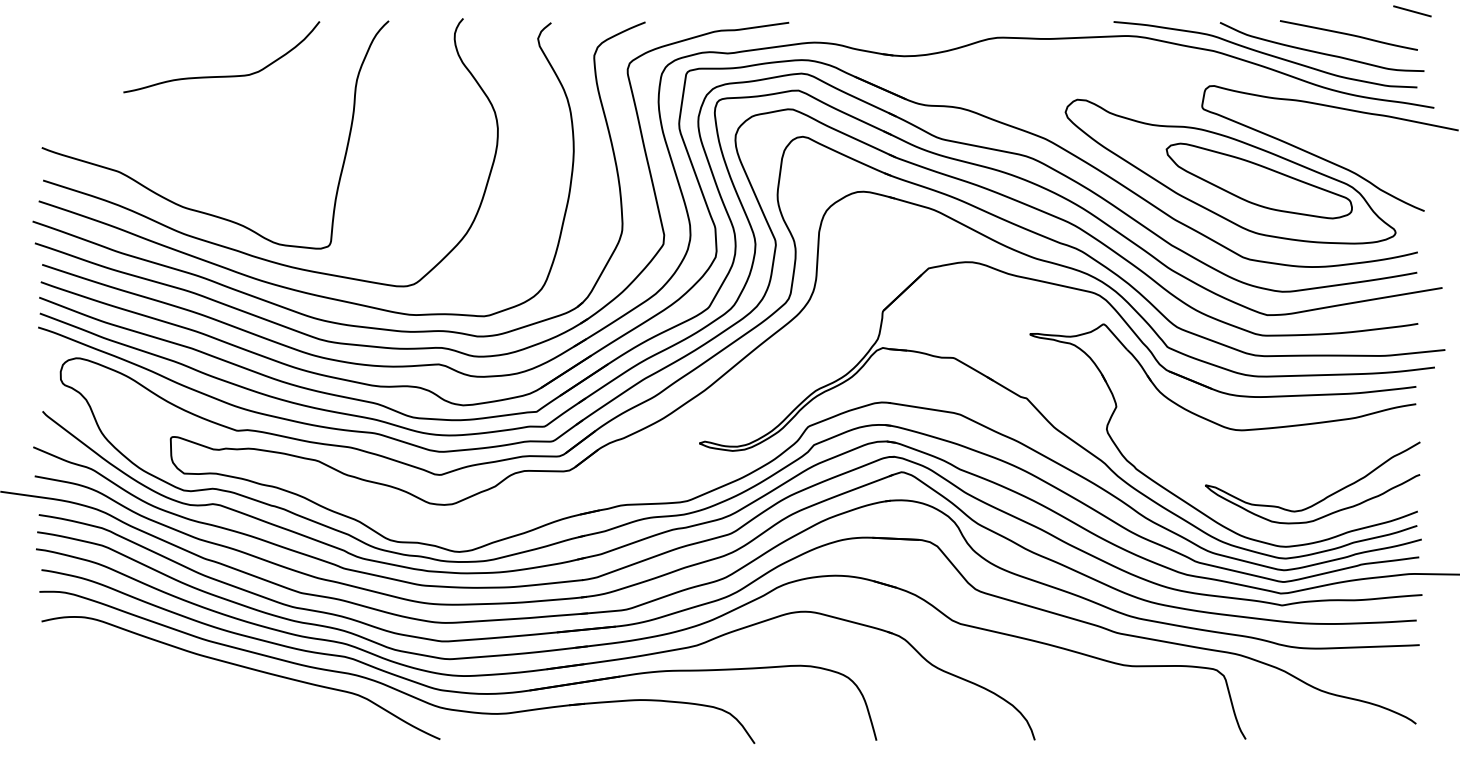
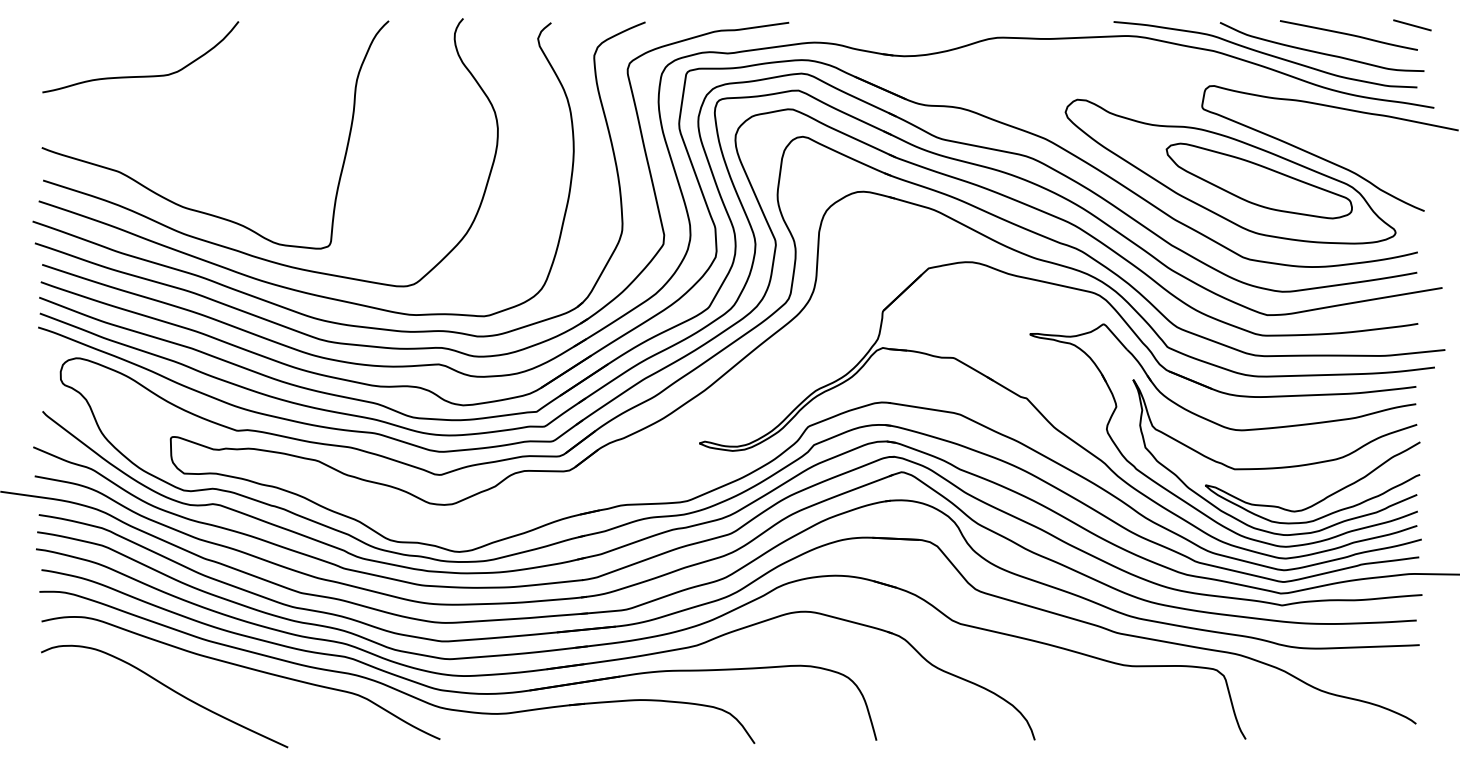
line position: (1412, 11) -> (1412, 25) (1412, 25)
curve position: (221, 75) -> (140, 75) (140, 75)
curve: none -> present (1274, 467)
curve: none -> present (167, 688)
